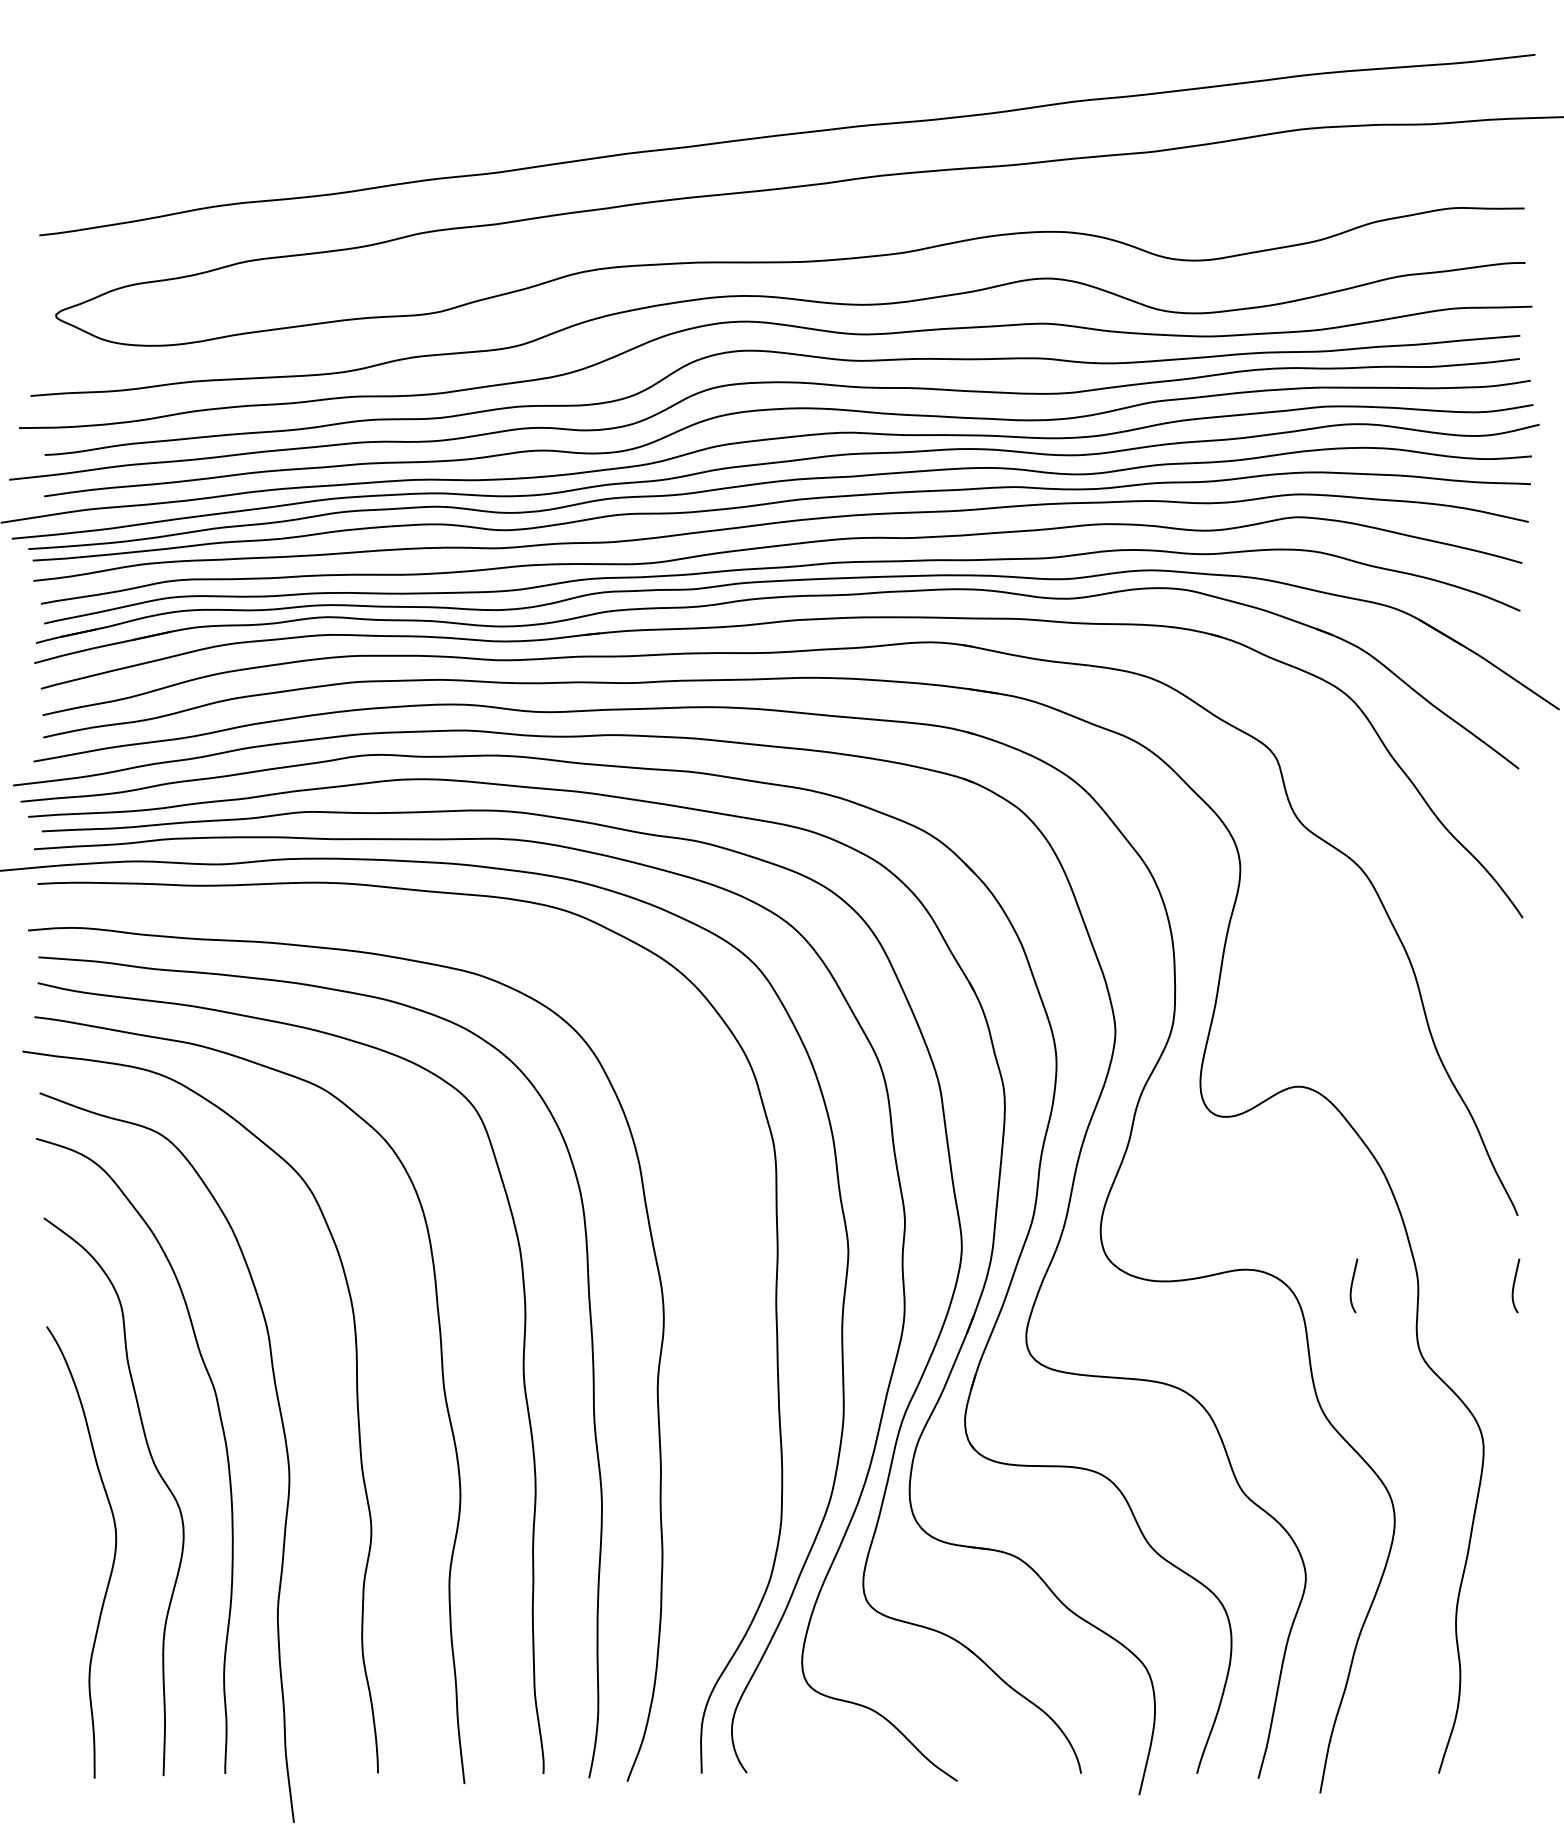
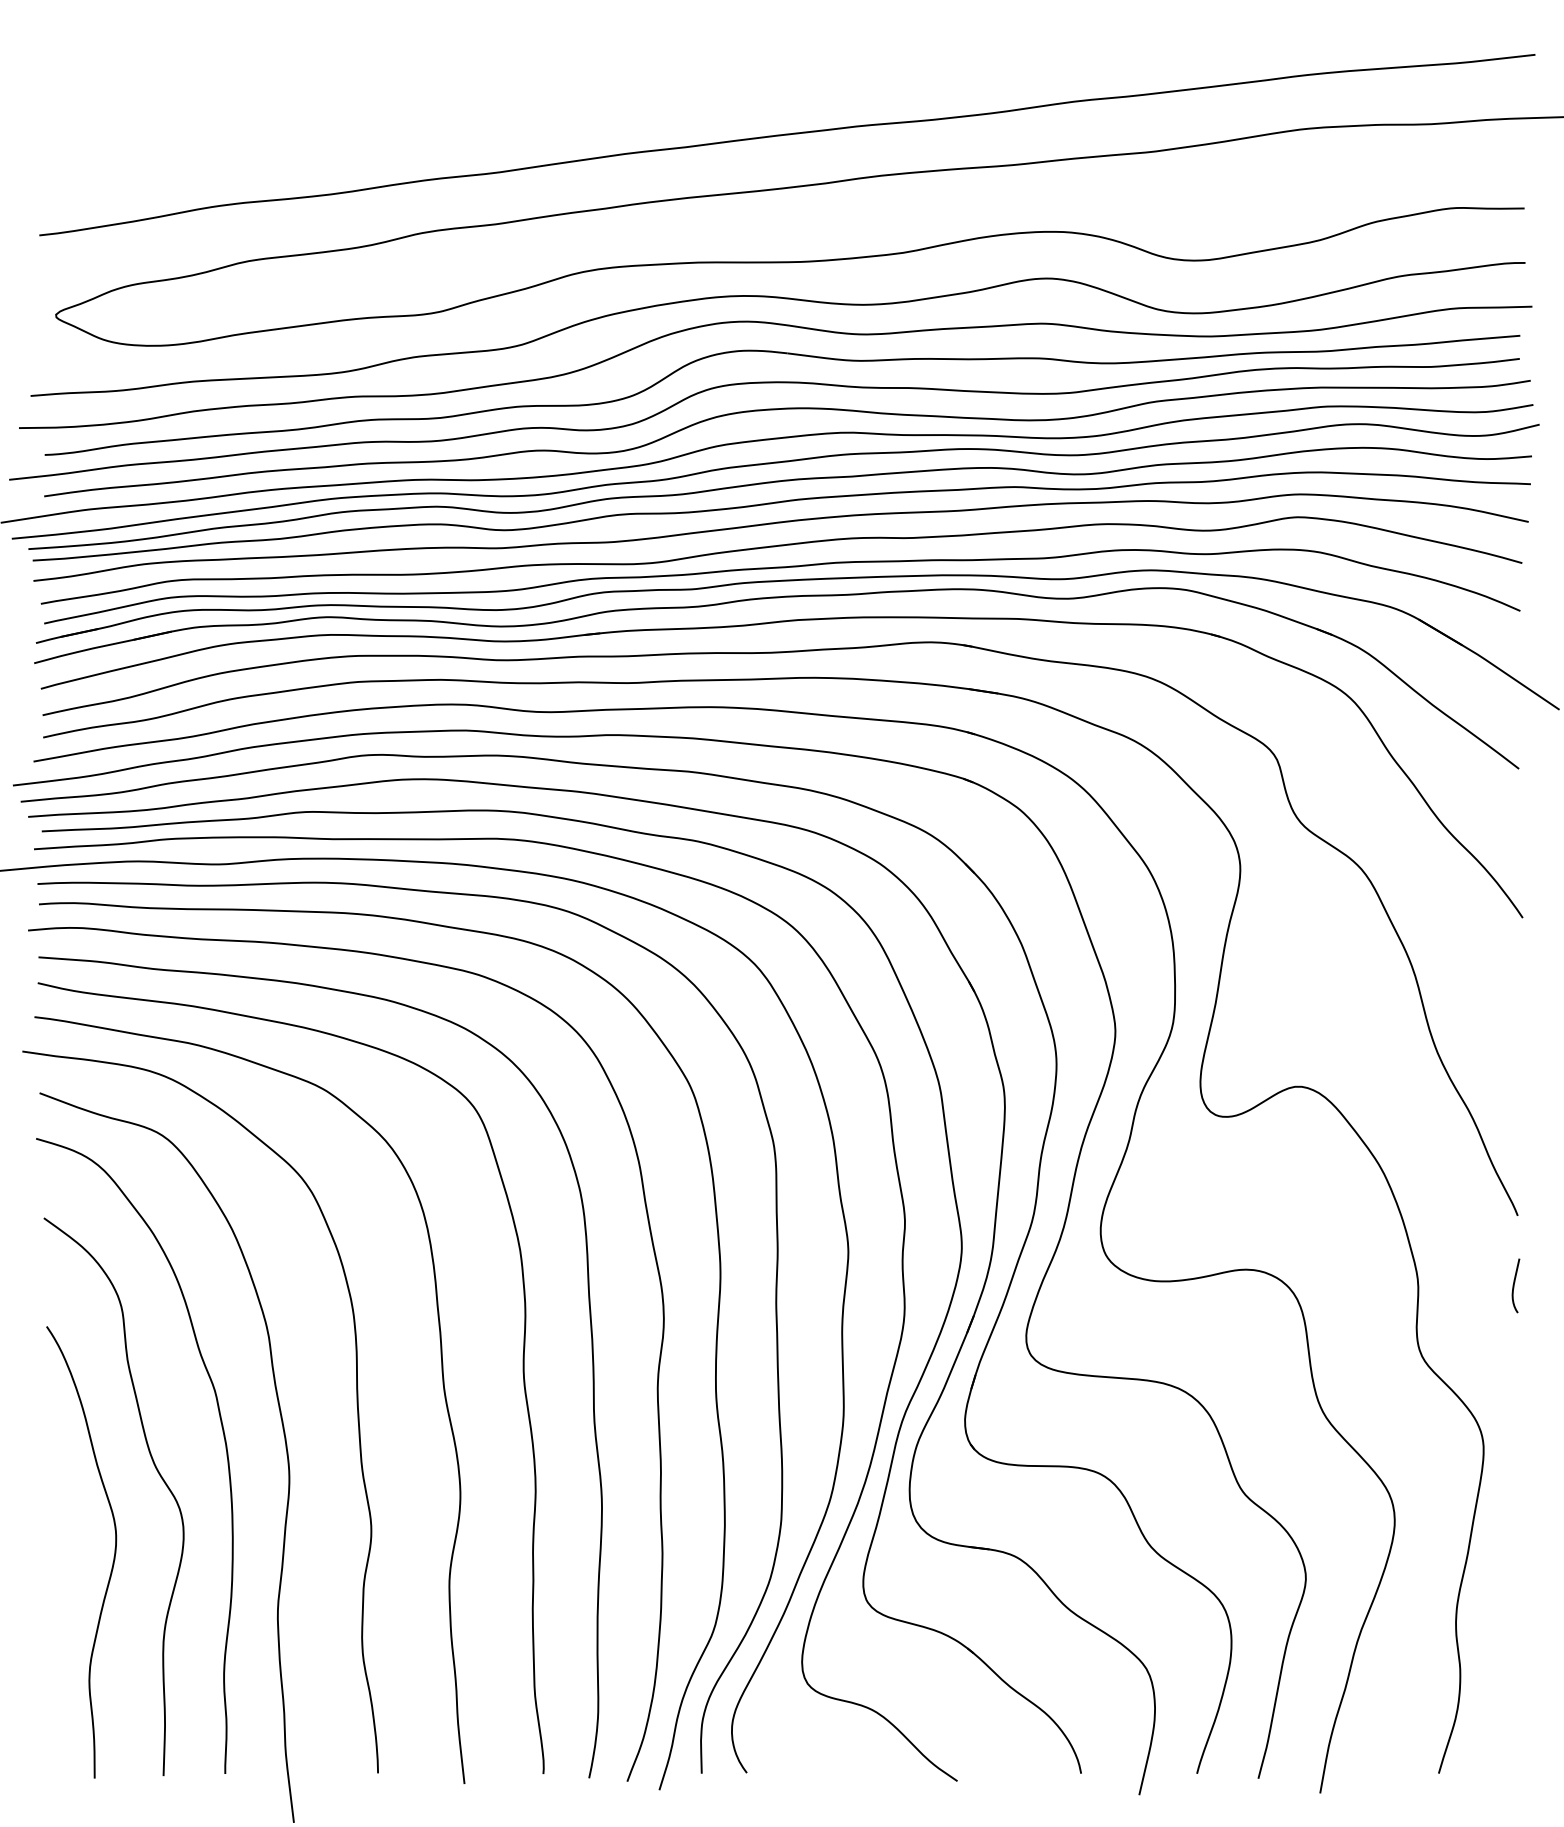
curve: present -> none (1352, 1285)
curve: none -> present (715, 1346)
